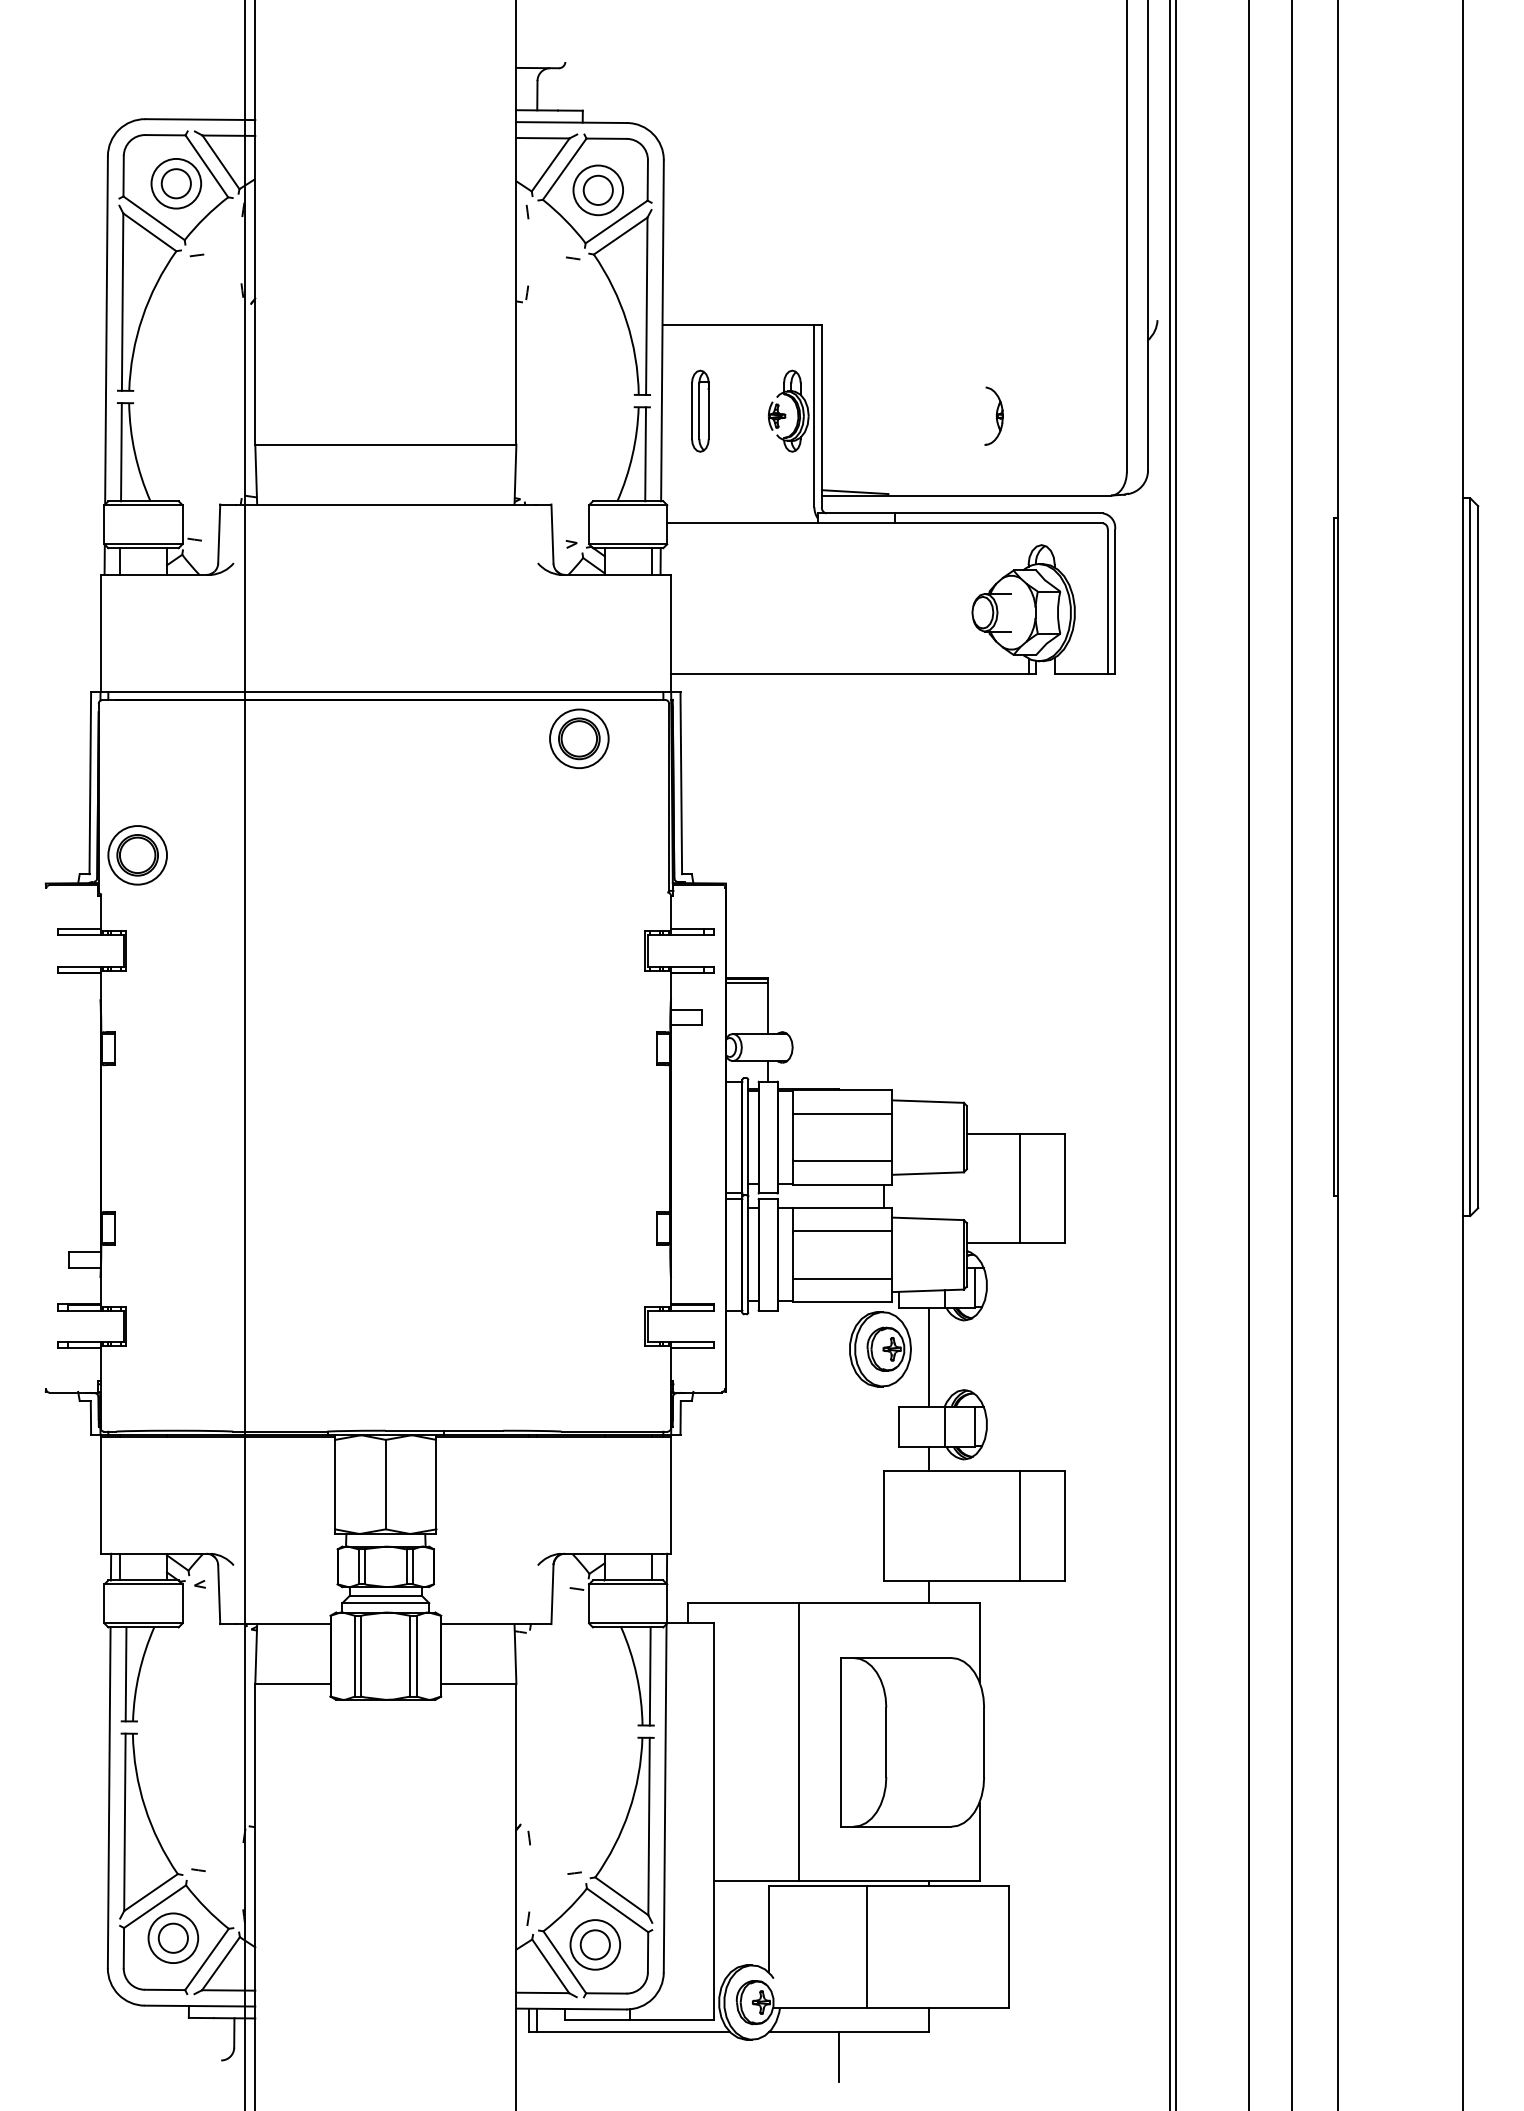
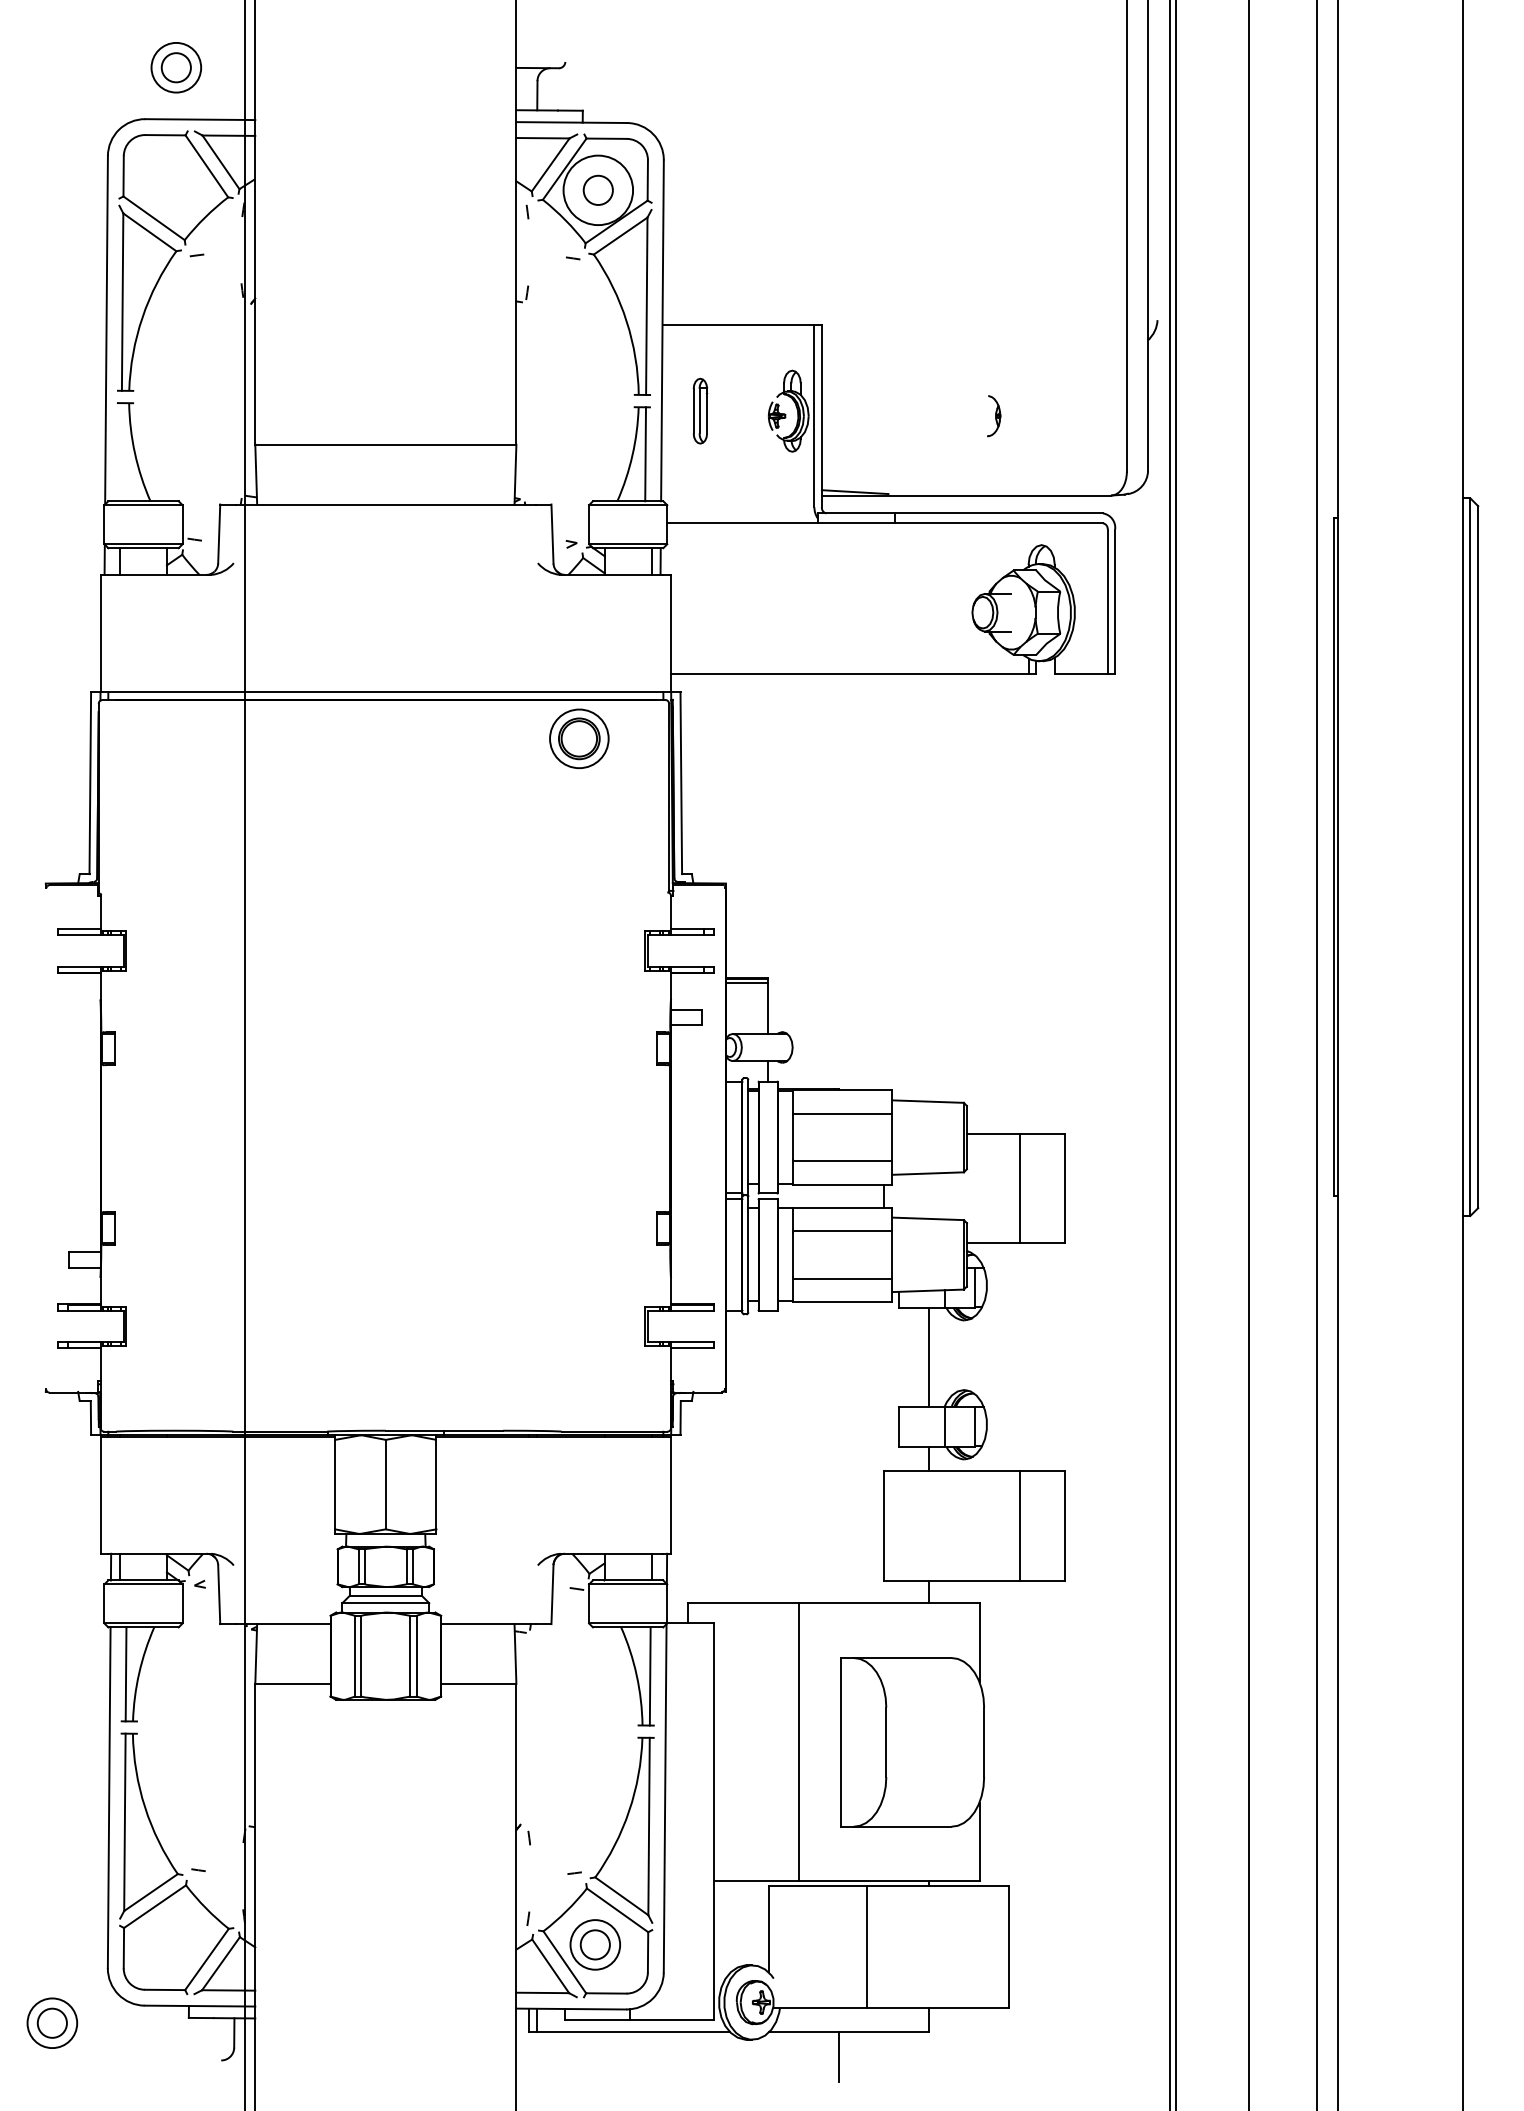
part position: (176, 183) -> (176, 67) (176, 67)
circle diameter: 50 px -> 69 px (598, 190)
part size: 19x84 px -> 17x68 px (700, 410)
part size: 20x60 px -> 15x43 px (994, 416)
line: present -> none (121, 452)
part: present -> none (137, 855)
line position: (1292, 1054) -> (1317, 1054) (1317, 1054)
part: present -> none (880, 1349)
part position: (173, 1937) -> (52, 2022) (52, 2022)
